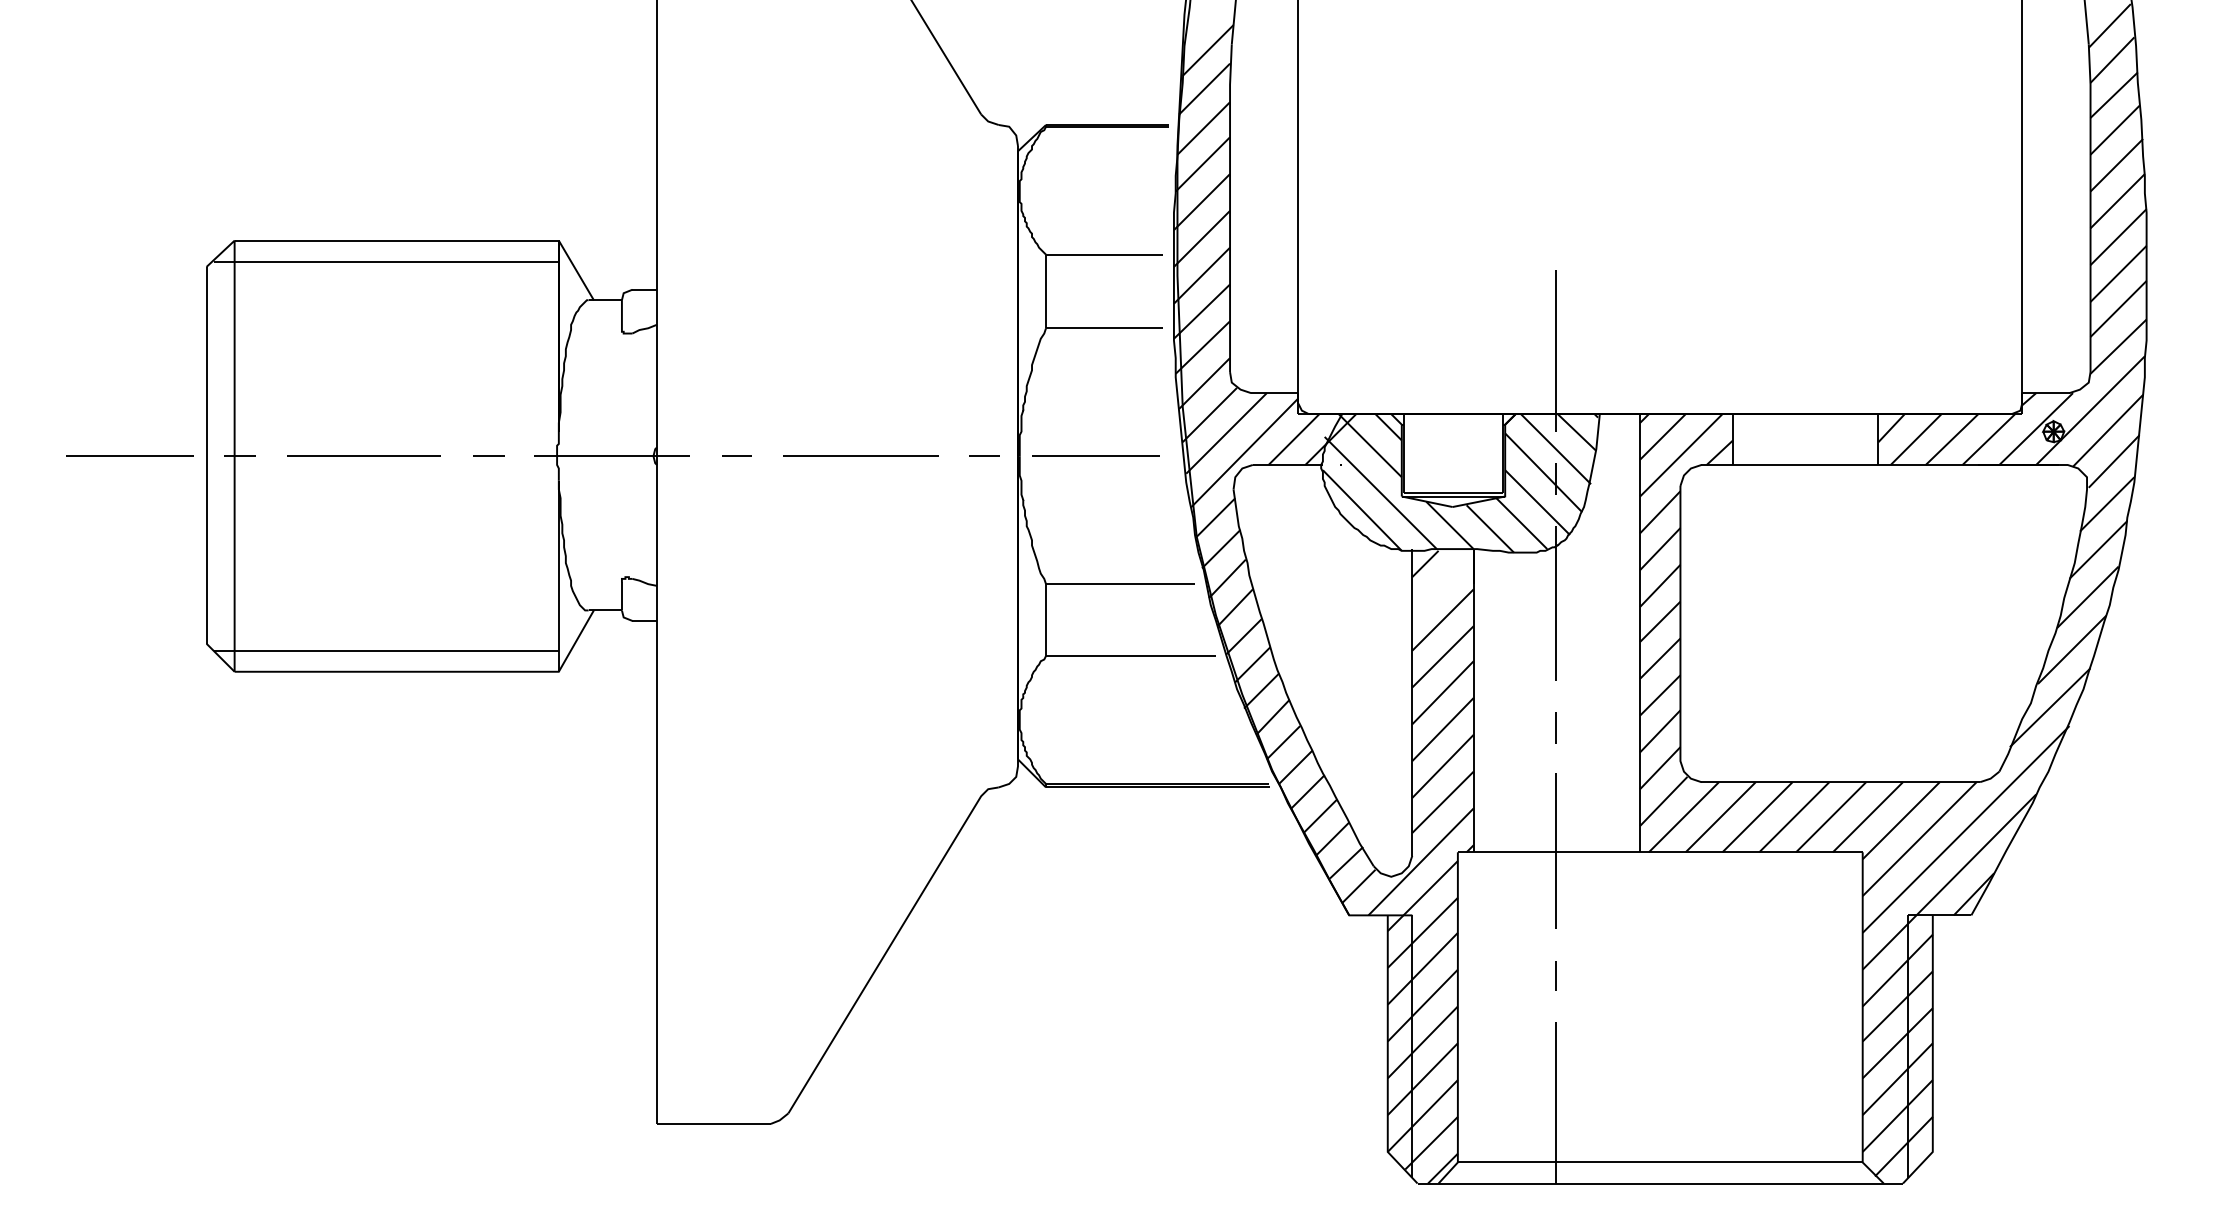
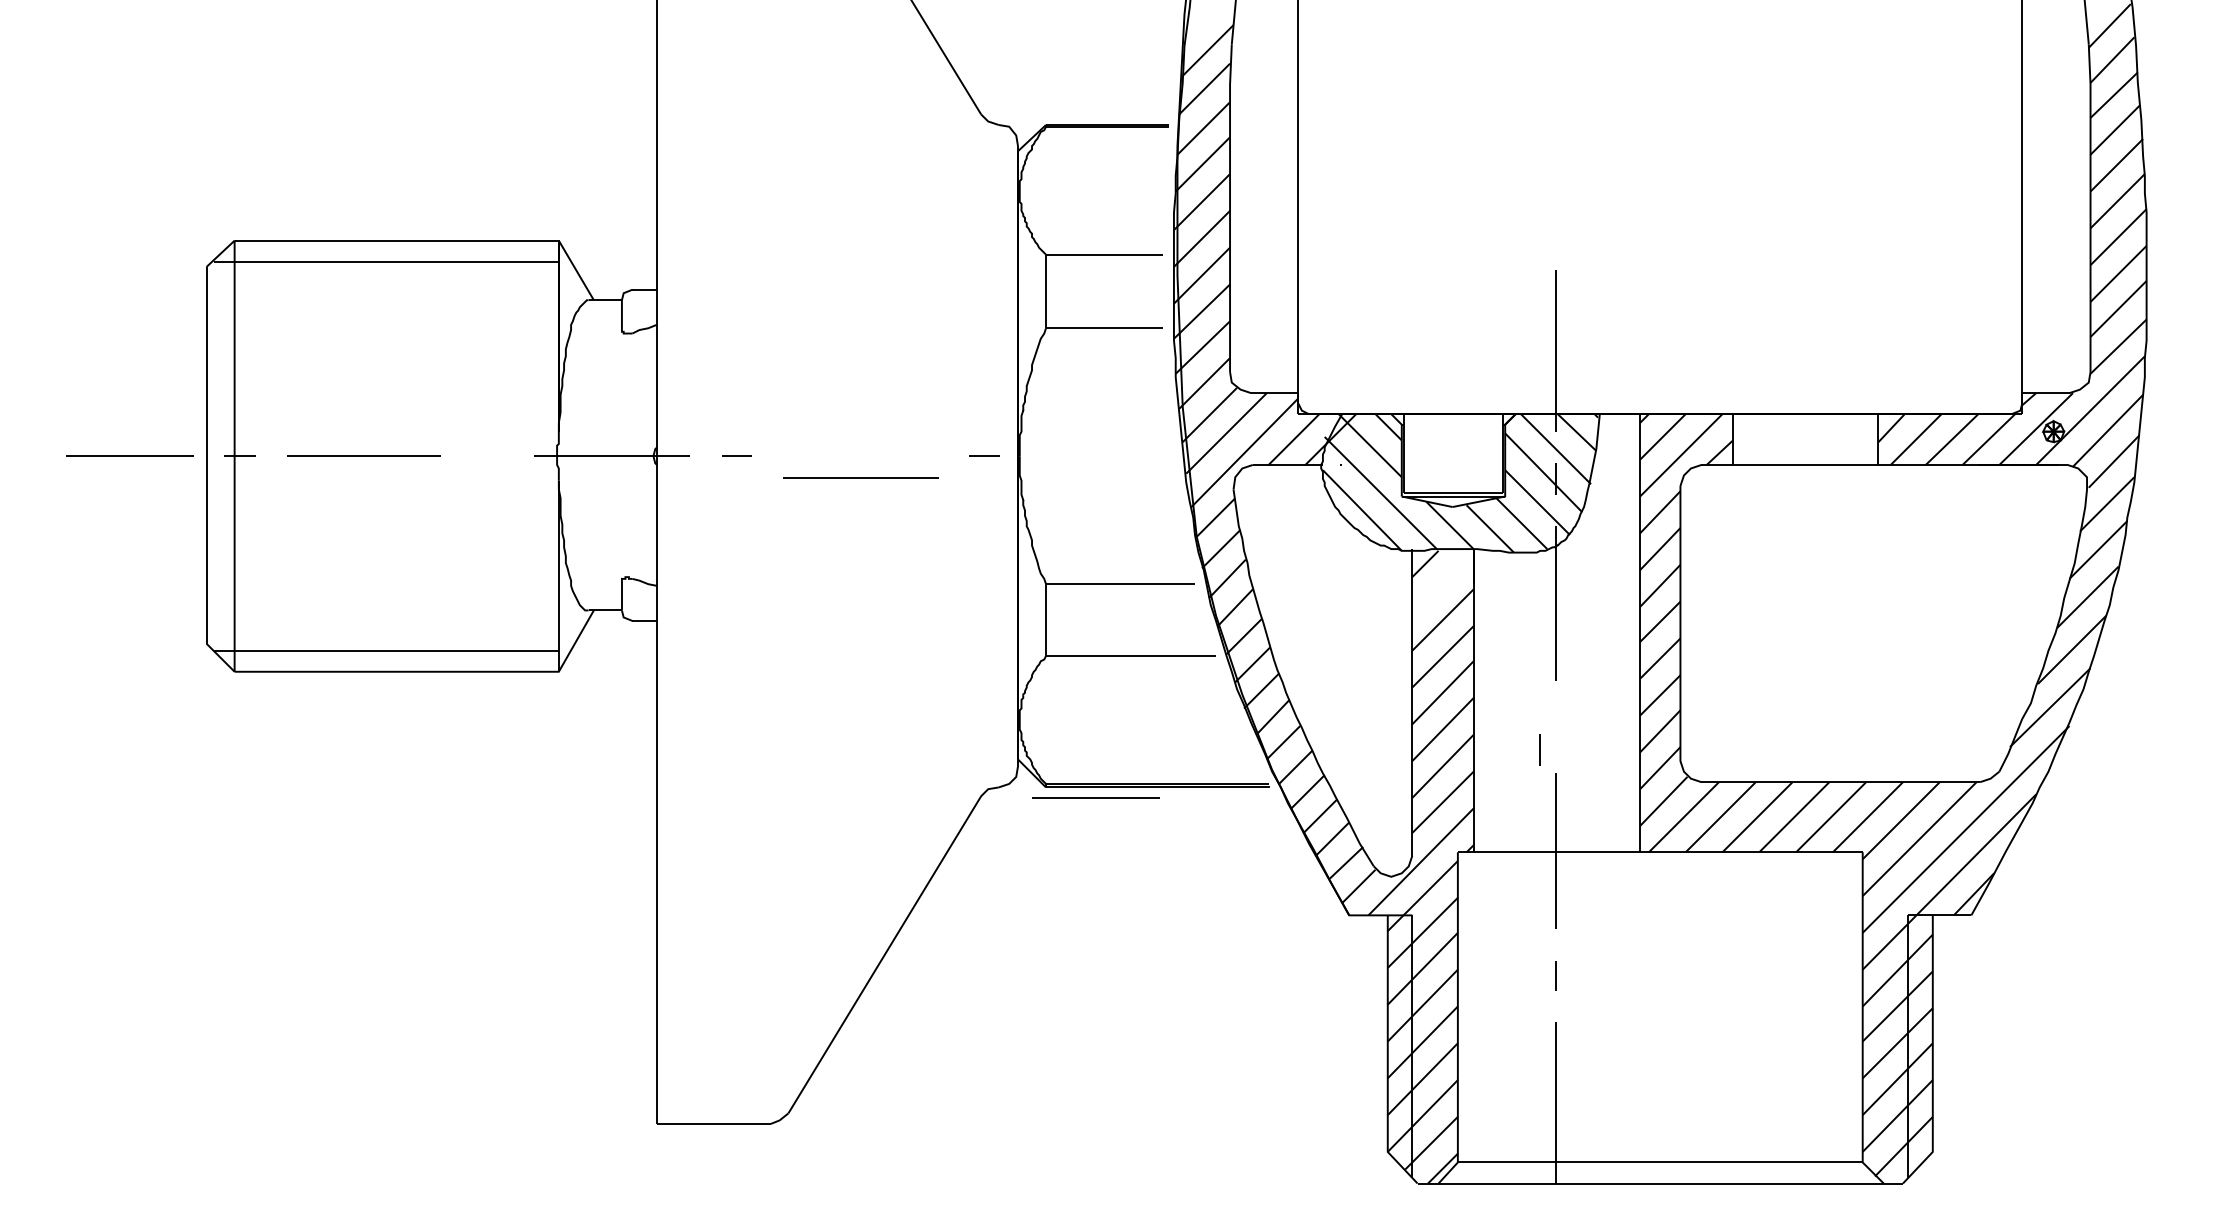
line: present -> none (488, 455)
line position: (860, 455) -> (860, 477) (860, 477)
line position: (1095, 455) -> (1095, 797) (1095, 797)
line position: (1555, 727) -> (1539, 749) (1539, 749)
